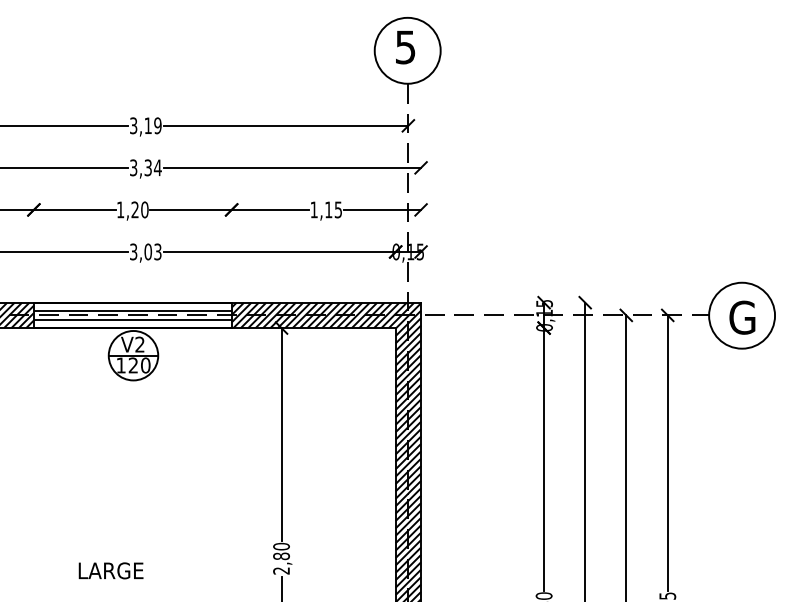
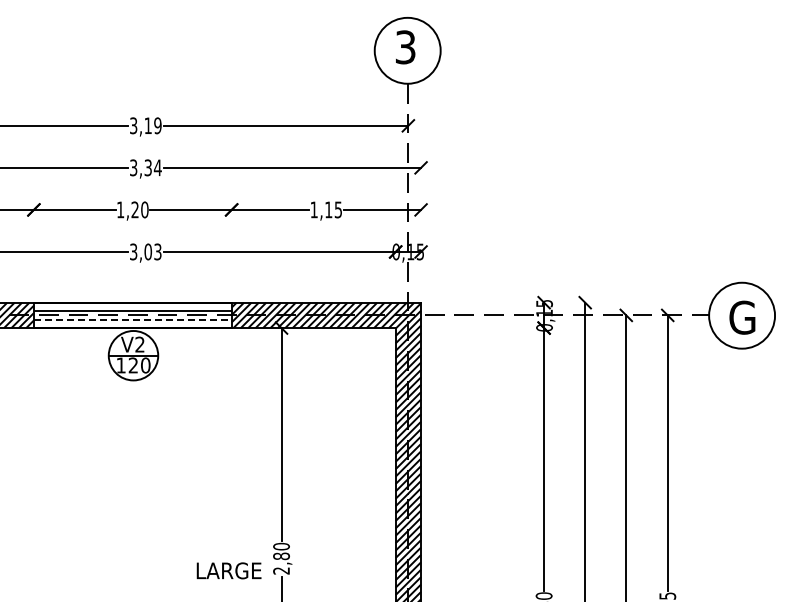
text: 5 -> 3 (405, 46)
line: solid -> dashed (132, 319)
text position: (110, 570) -> (228, 570) (228, 570)
